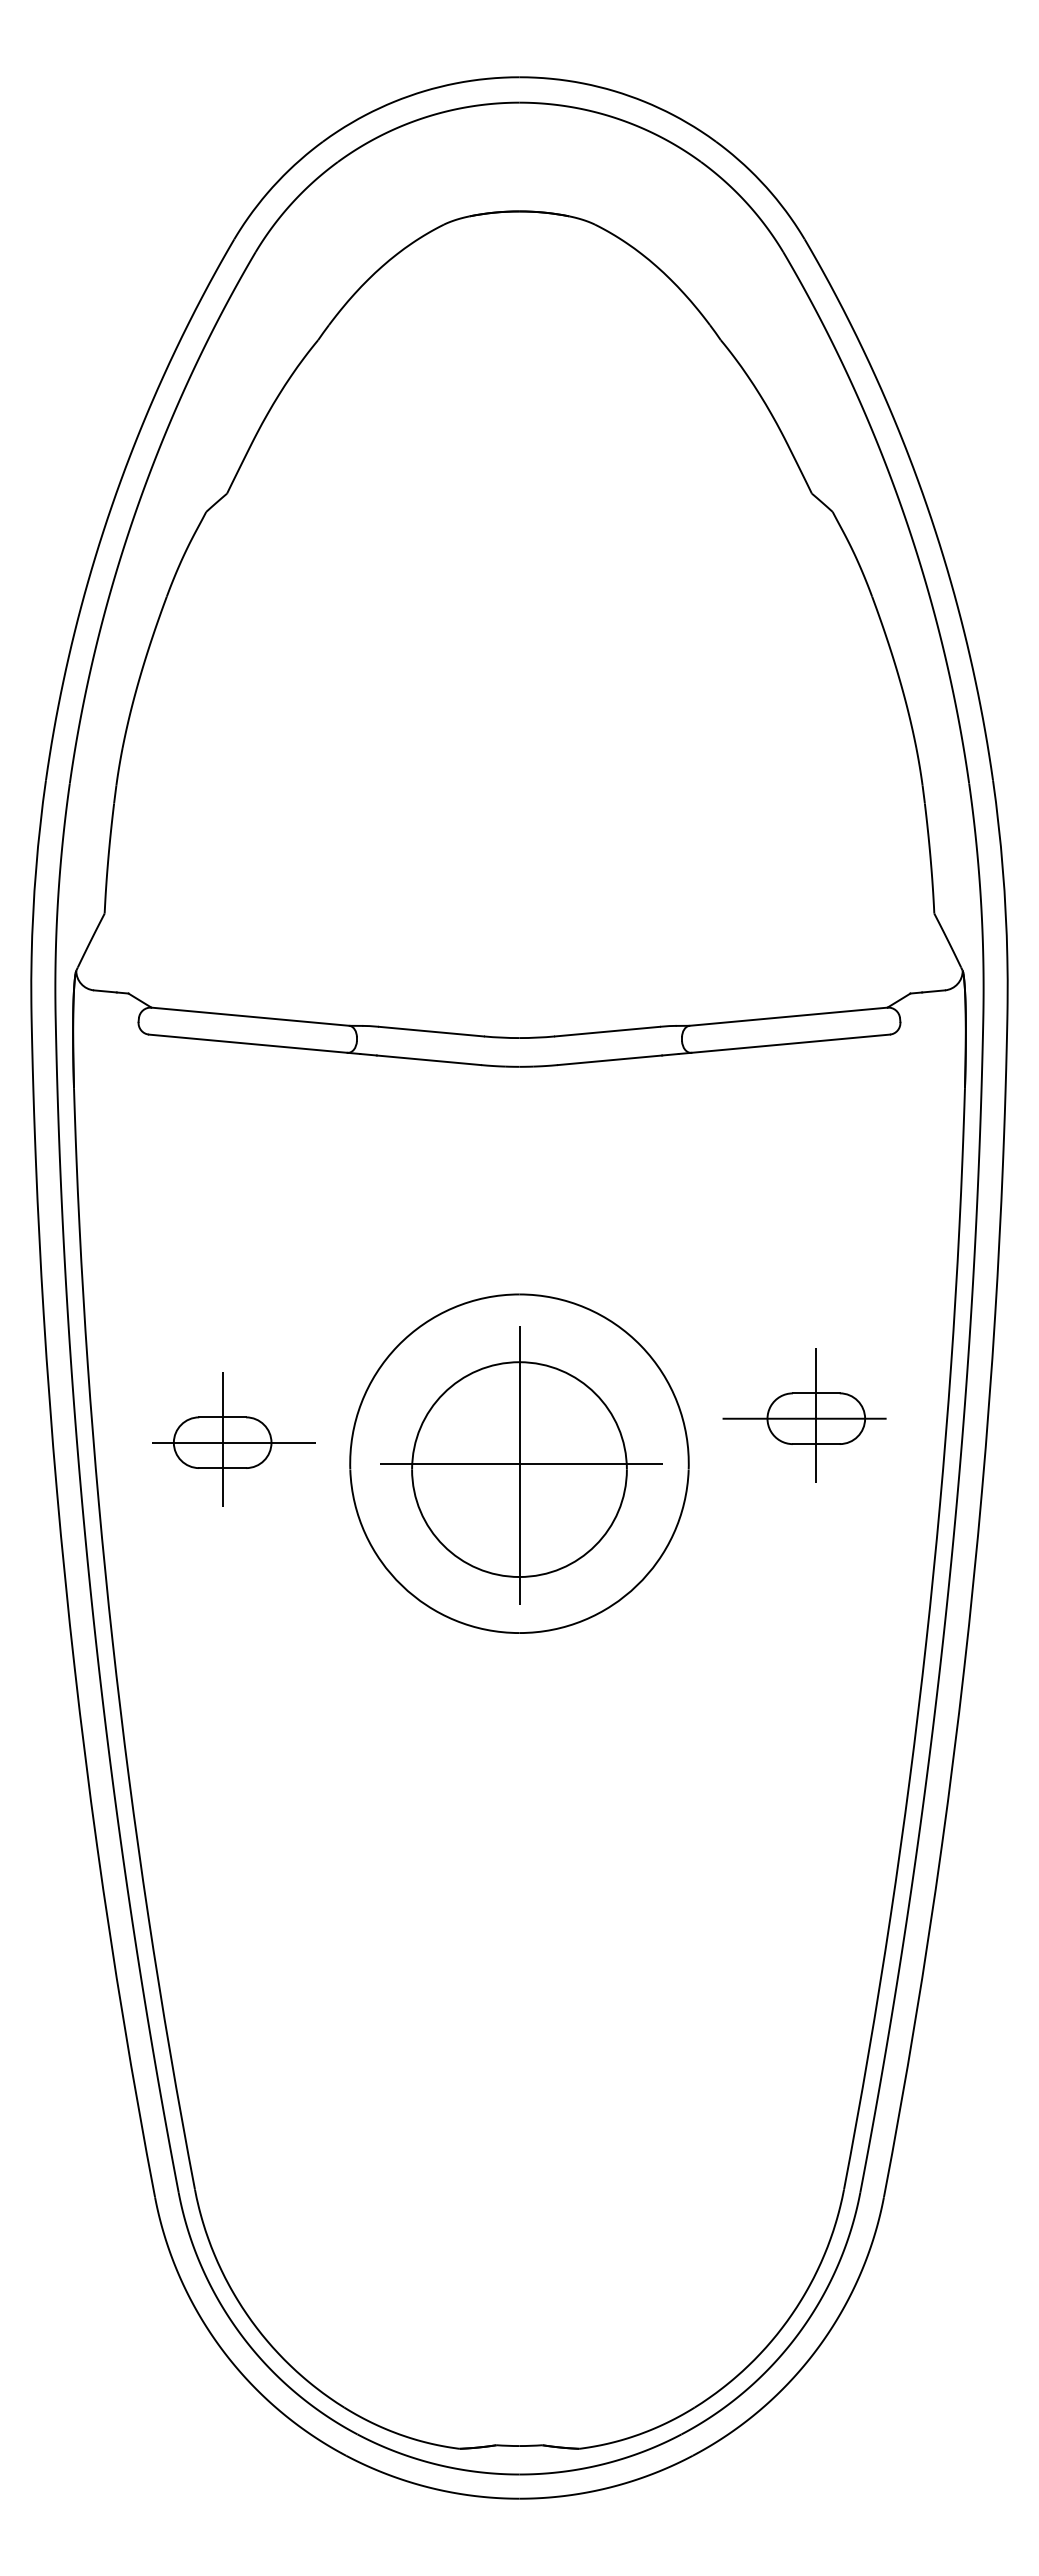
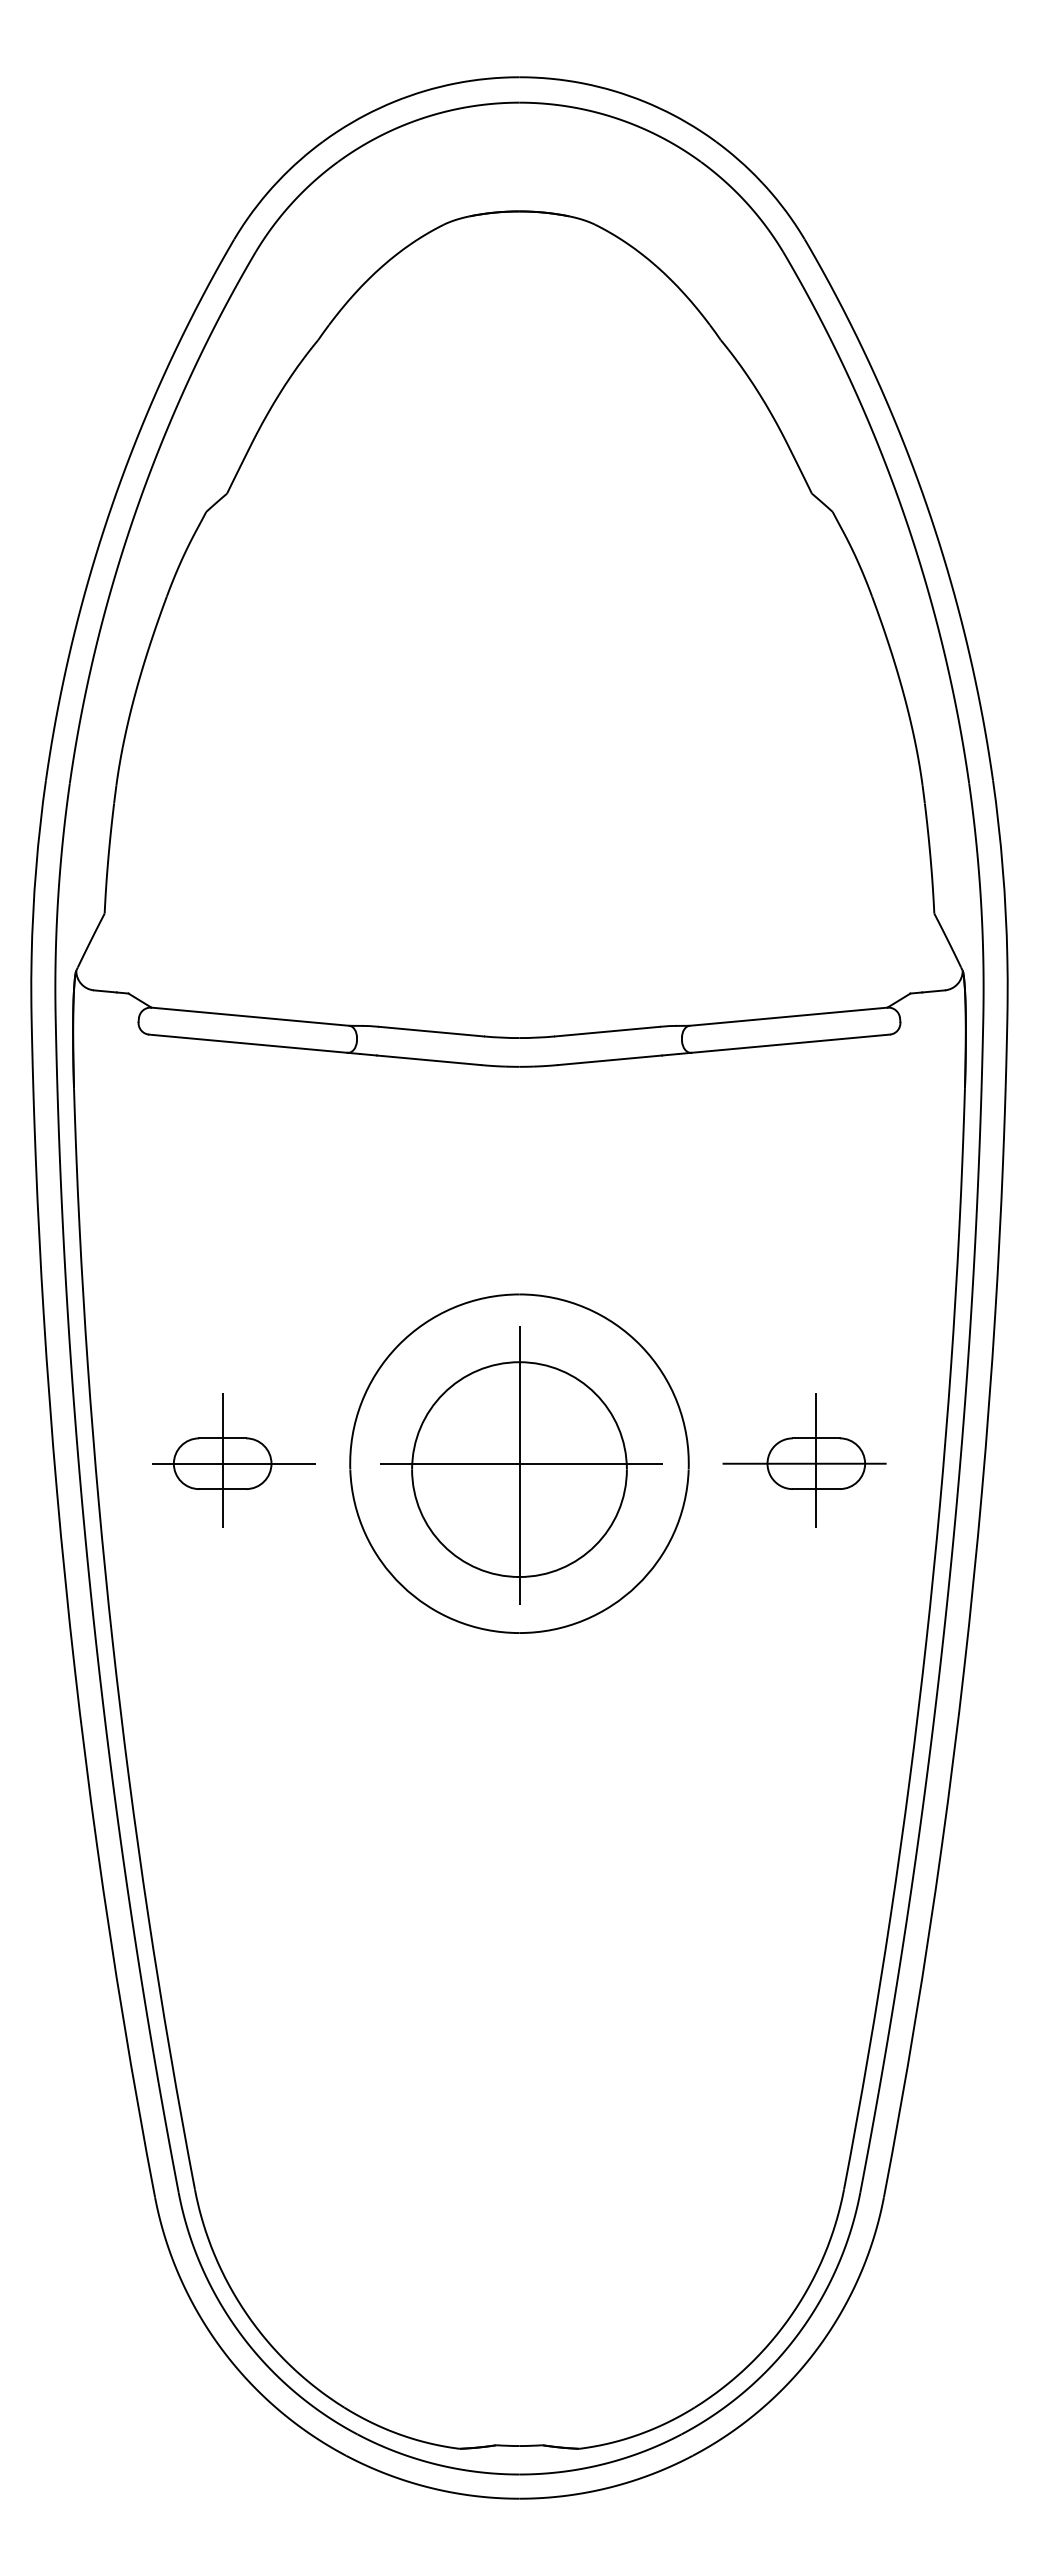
part position: (804, 1415) -> (804, 1460) (804, 1460)
part position: (233, 1439) -> (233, 1460) (233, 1460)
